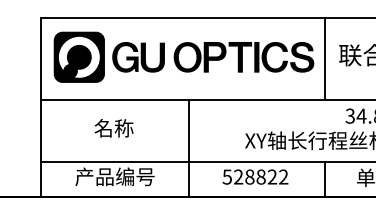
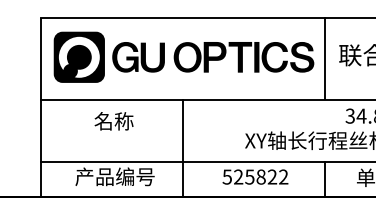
text position: (113, 128) -> (113, 121) (113, 121)
line position: (188, 147) -> (182, 147) (182, 147)
text: 528822 -> 525822 (249, 176)
